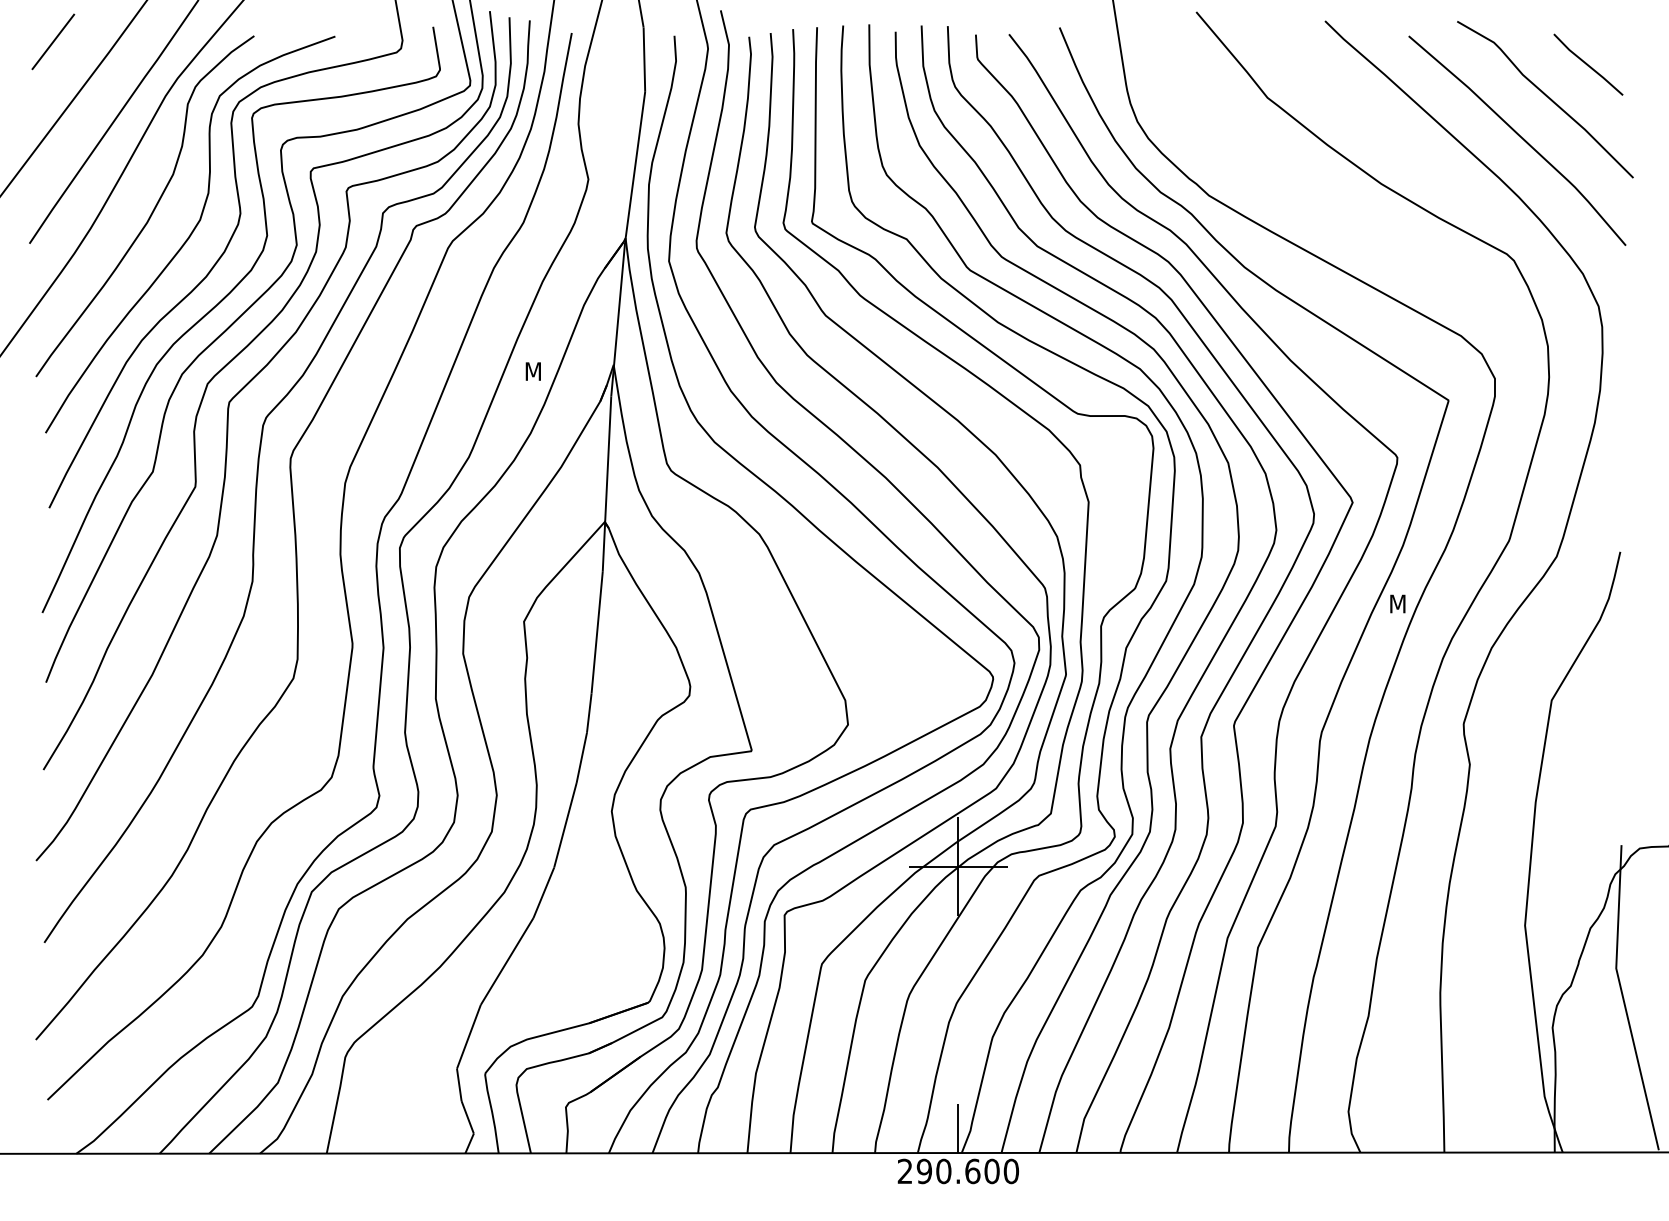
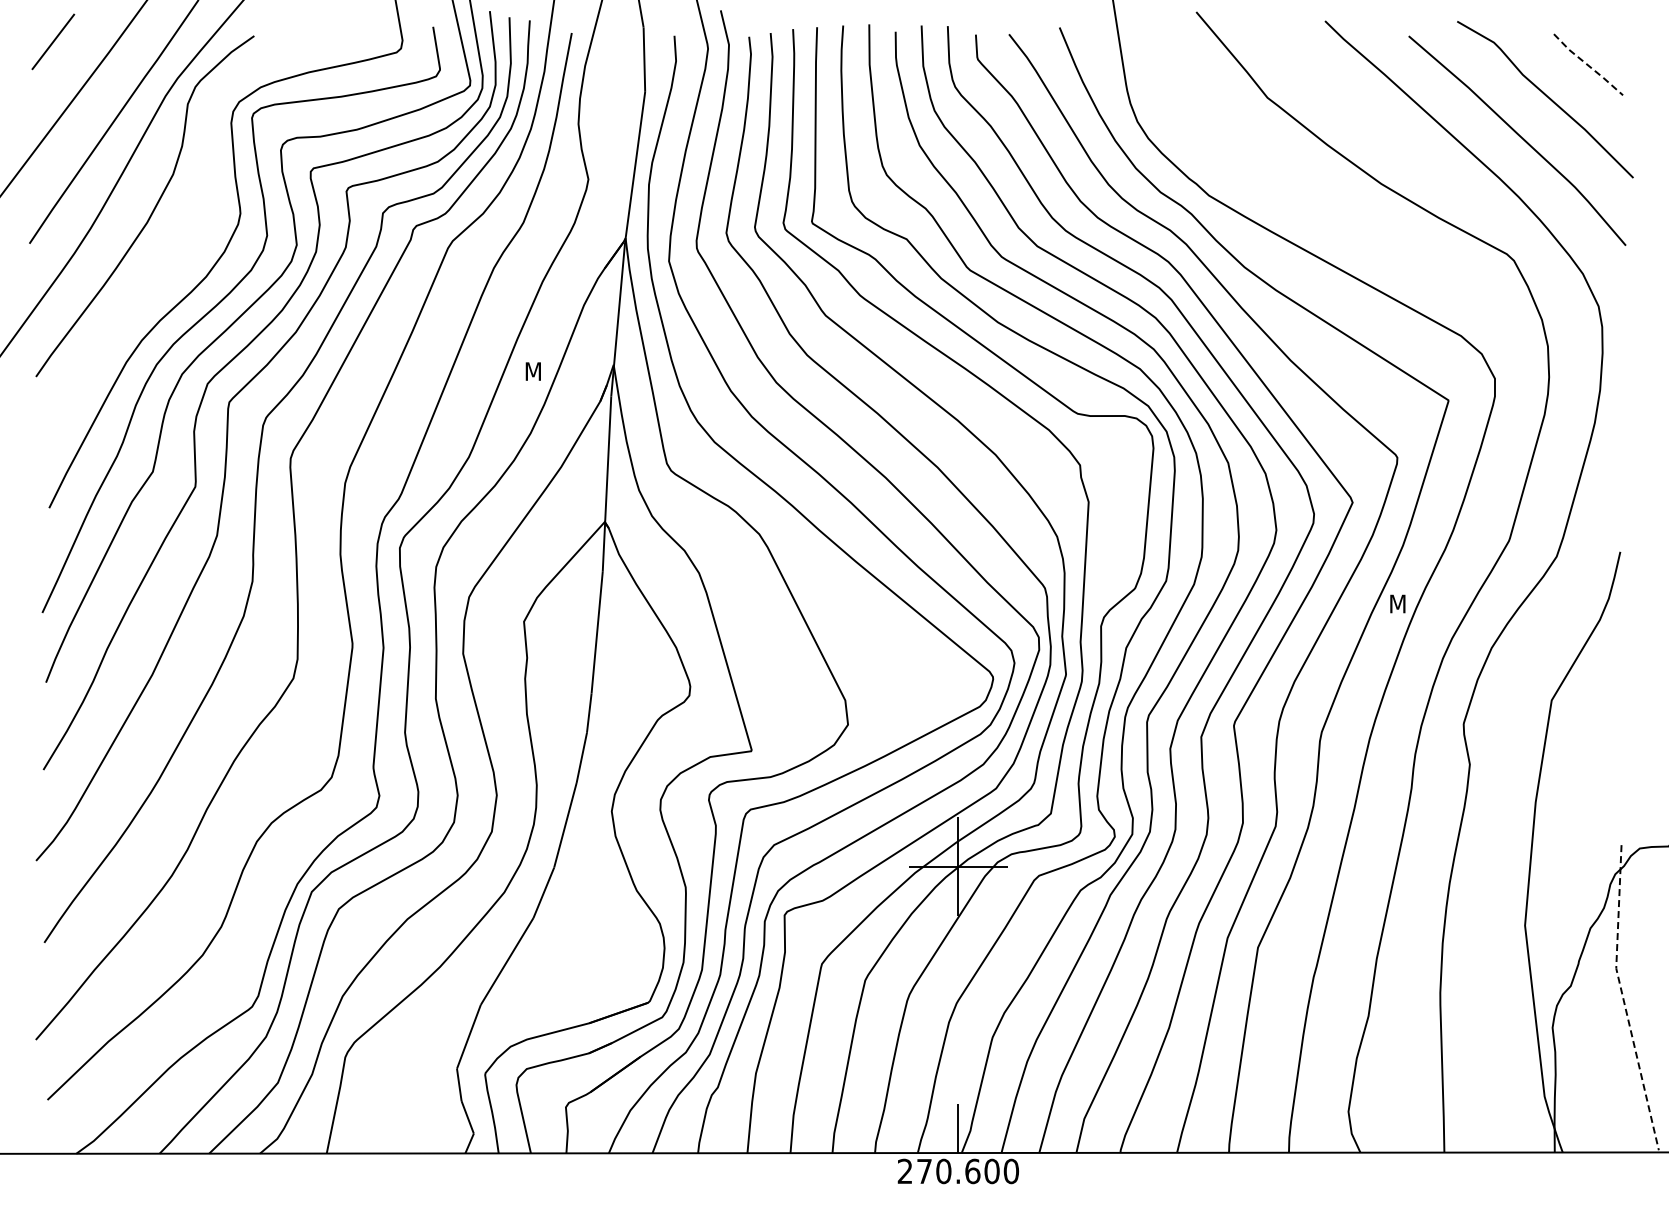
line: solid -> dashed (1588, 65)
curve: present -> none (190, 234)
line: solid -> dashed (1623, 998)
text: 290.600 -> 270.600 (924, 1171)
